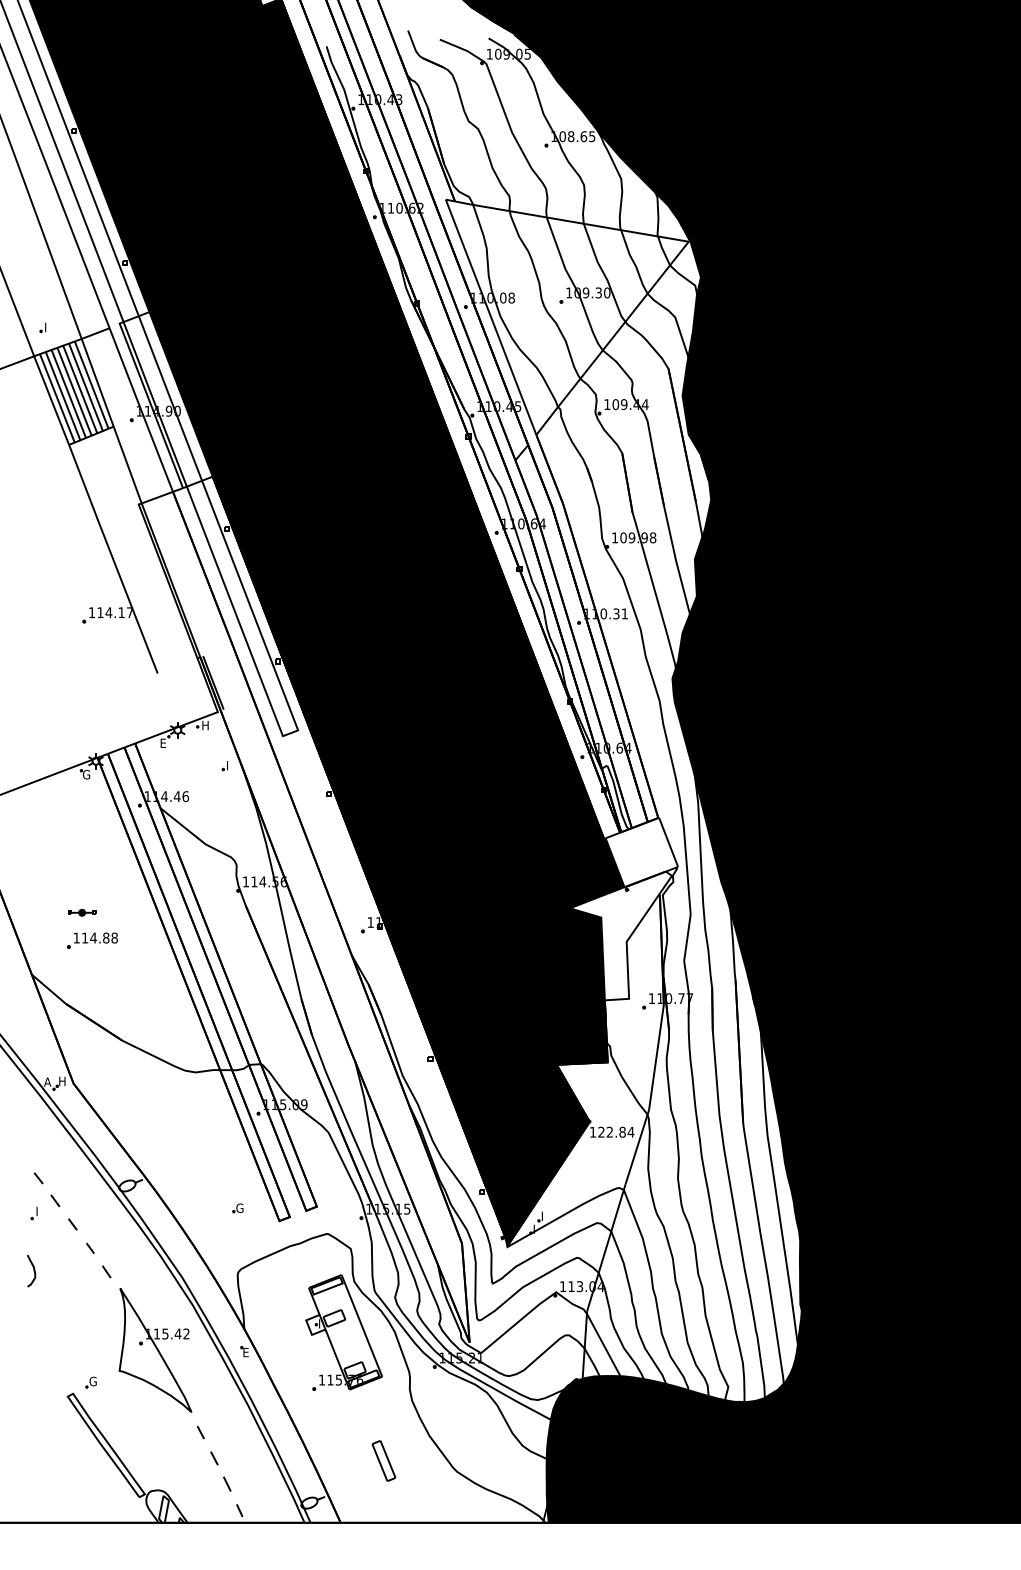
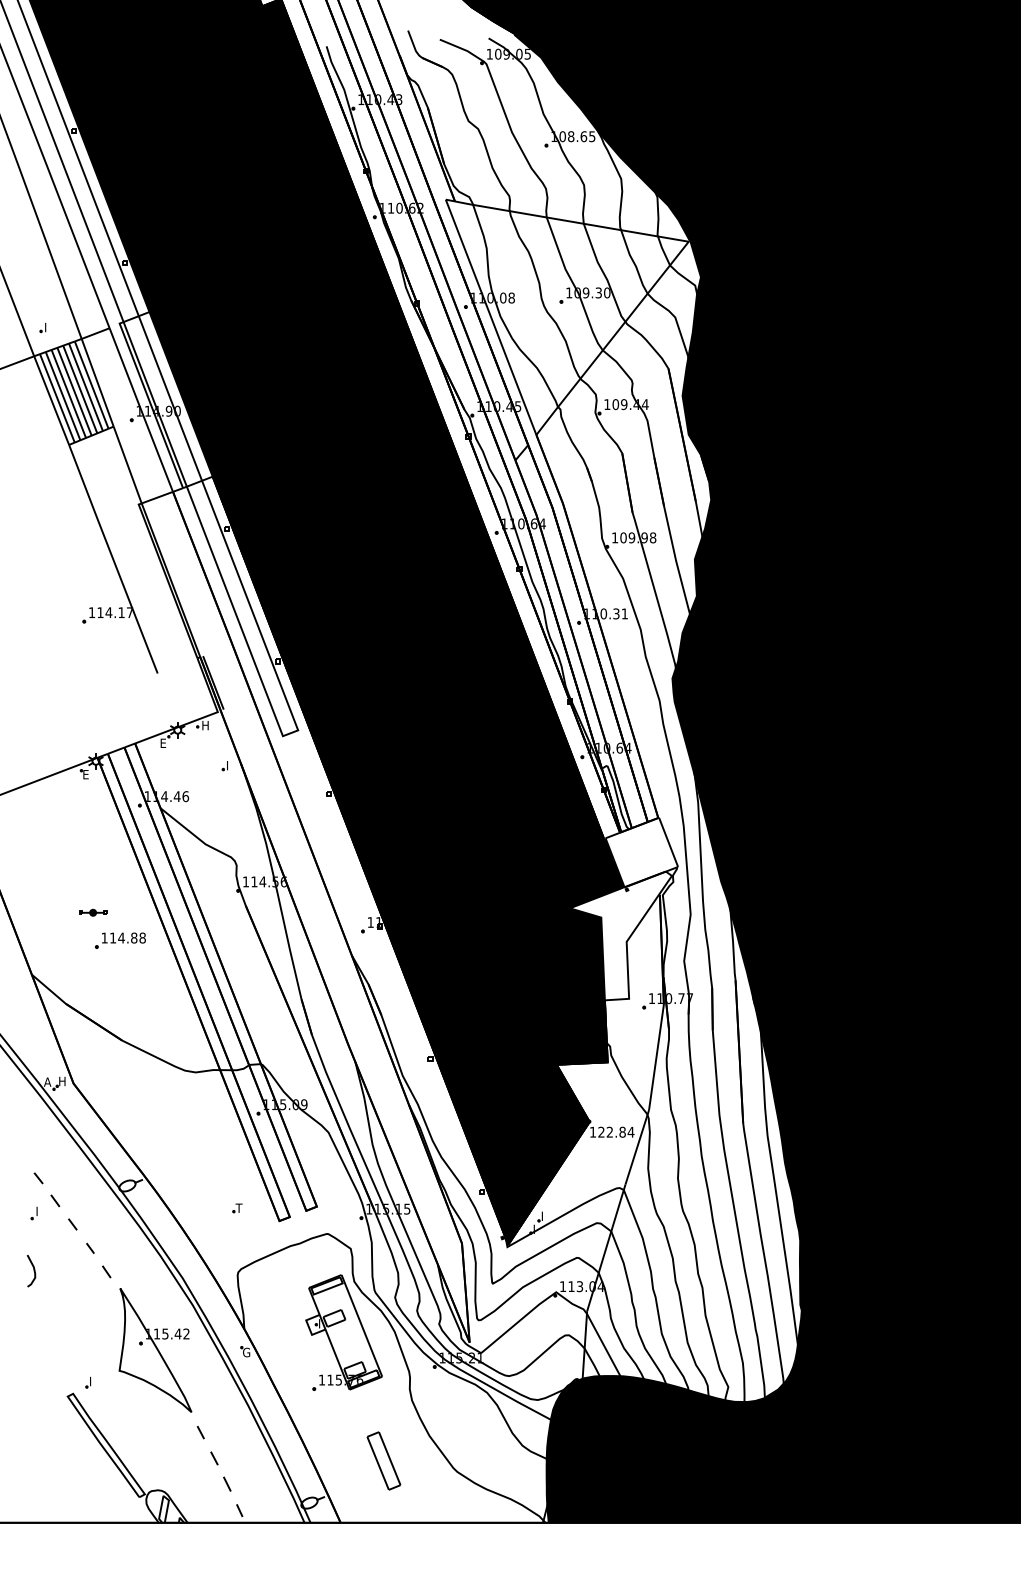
text: G -> E (86, 774)
part position: (82, 912) -> (93, 912) (93, 912)
part position: (92, 940) -> (120, 940) (120, 940)
text: G -> T (239, 1207)
text: E -> G (246, 1352)
text: G -> I (92, 1381)
part size: 26x42 px -> 36x60 px (383, 1460)
